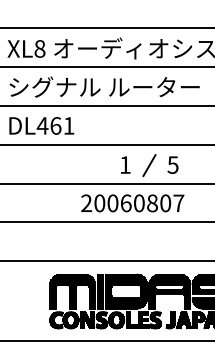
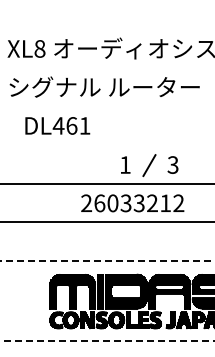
line: present -> none (106, 28)
line: present -> none (106, 67)
line: present -> none (106, 106)
text position: (41, 125) -> (57, 125) (57, 125)
line: present -> none (106, 144)
text: 5 -> 3 (173, 164)
text: 20060807 -> 26033212 (139, 203)
line: solid -> dashed (107, 261)
line: solid -> dashed (107, 341)
